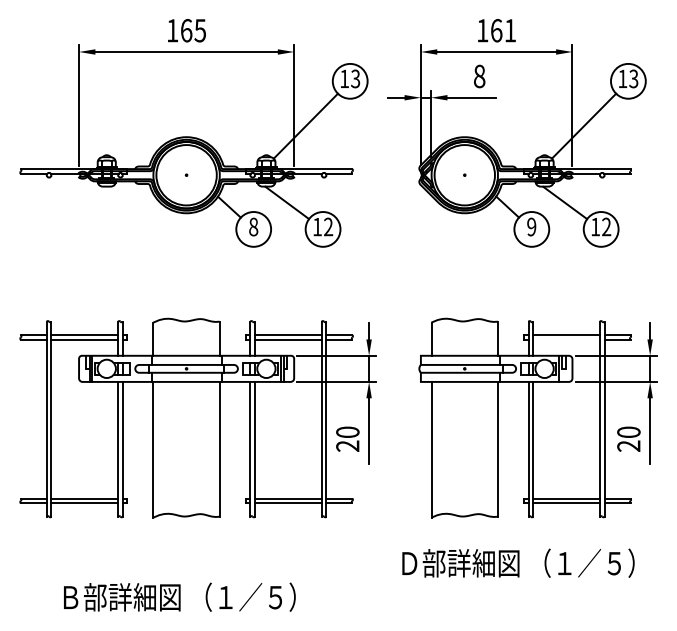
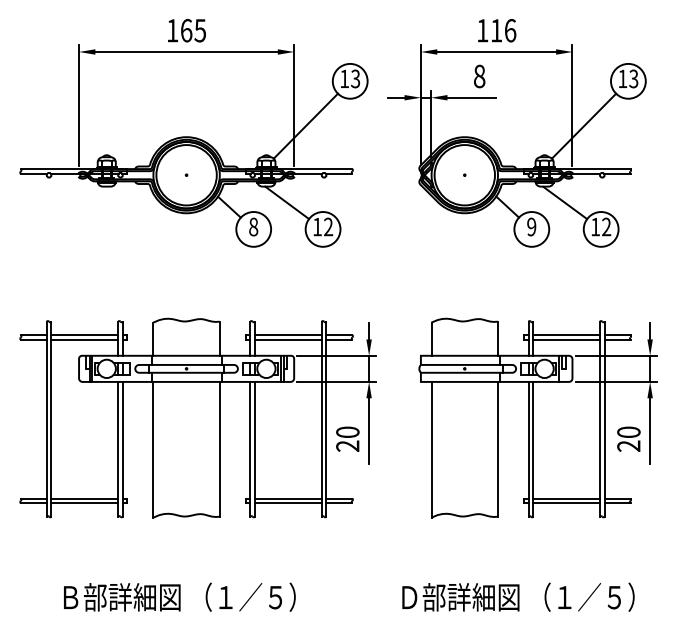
text: 161 -> 116 (503, 30)
line: none -> present (566, 339)
text position: (518, 562) -> (518, 596) (518, 596)
